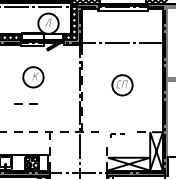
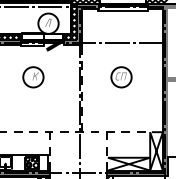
part position: (122, 85) -> (121, 77) (121, 77)
line: present -> none (22, 103)
part size: 15x5 px -> 24x9 px (117, 135)
